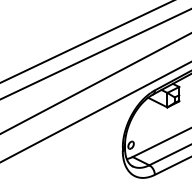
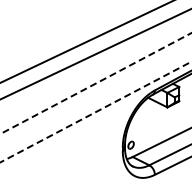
line: solid -> dashed (95, 83)
line: solid -> dashed (95, 112)
